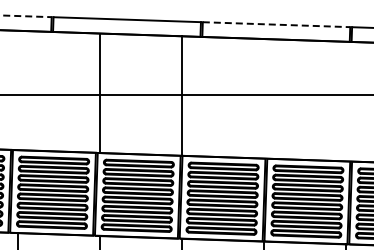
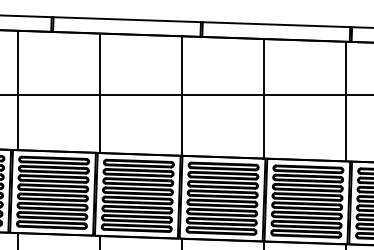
line: dashed -> solid (26, 16)
line: dashed -> solid (276, 24)
line: none -> present (18, 90)
line: none -> present (263, 98)
line: none -> present (345, 101)
